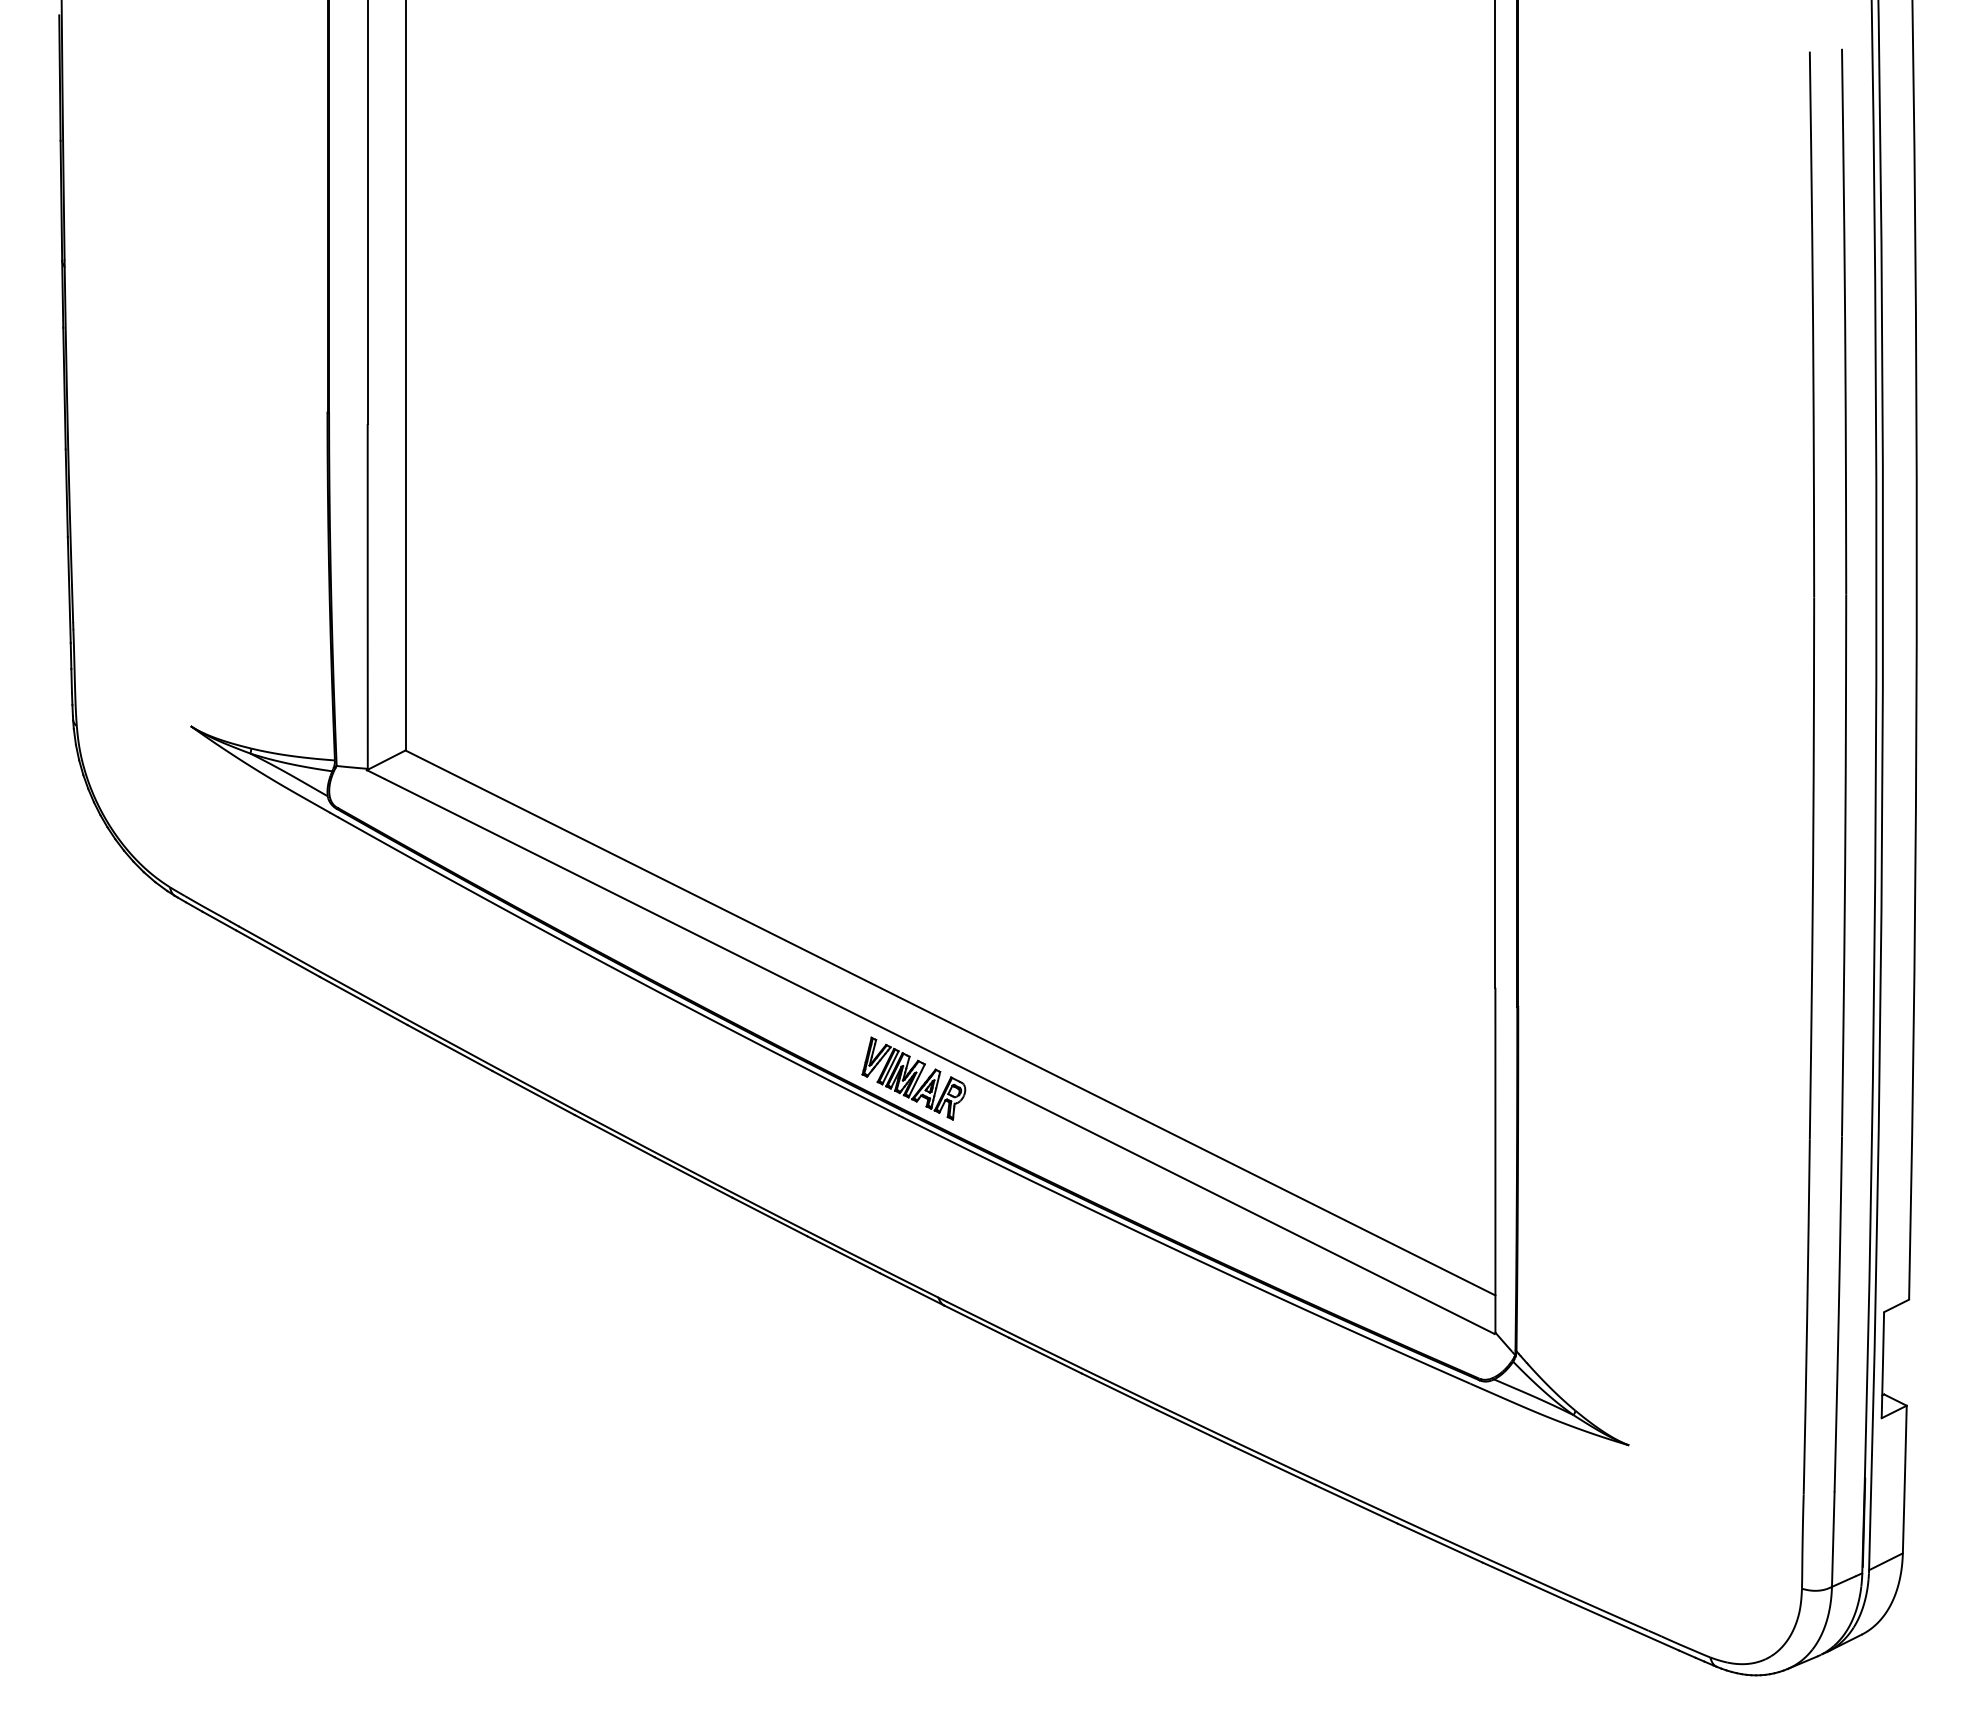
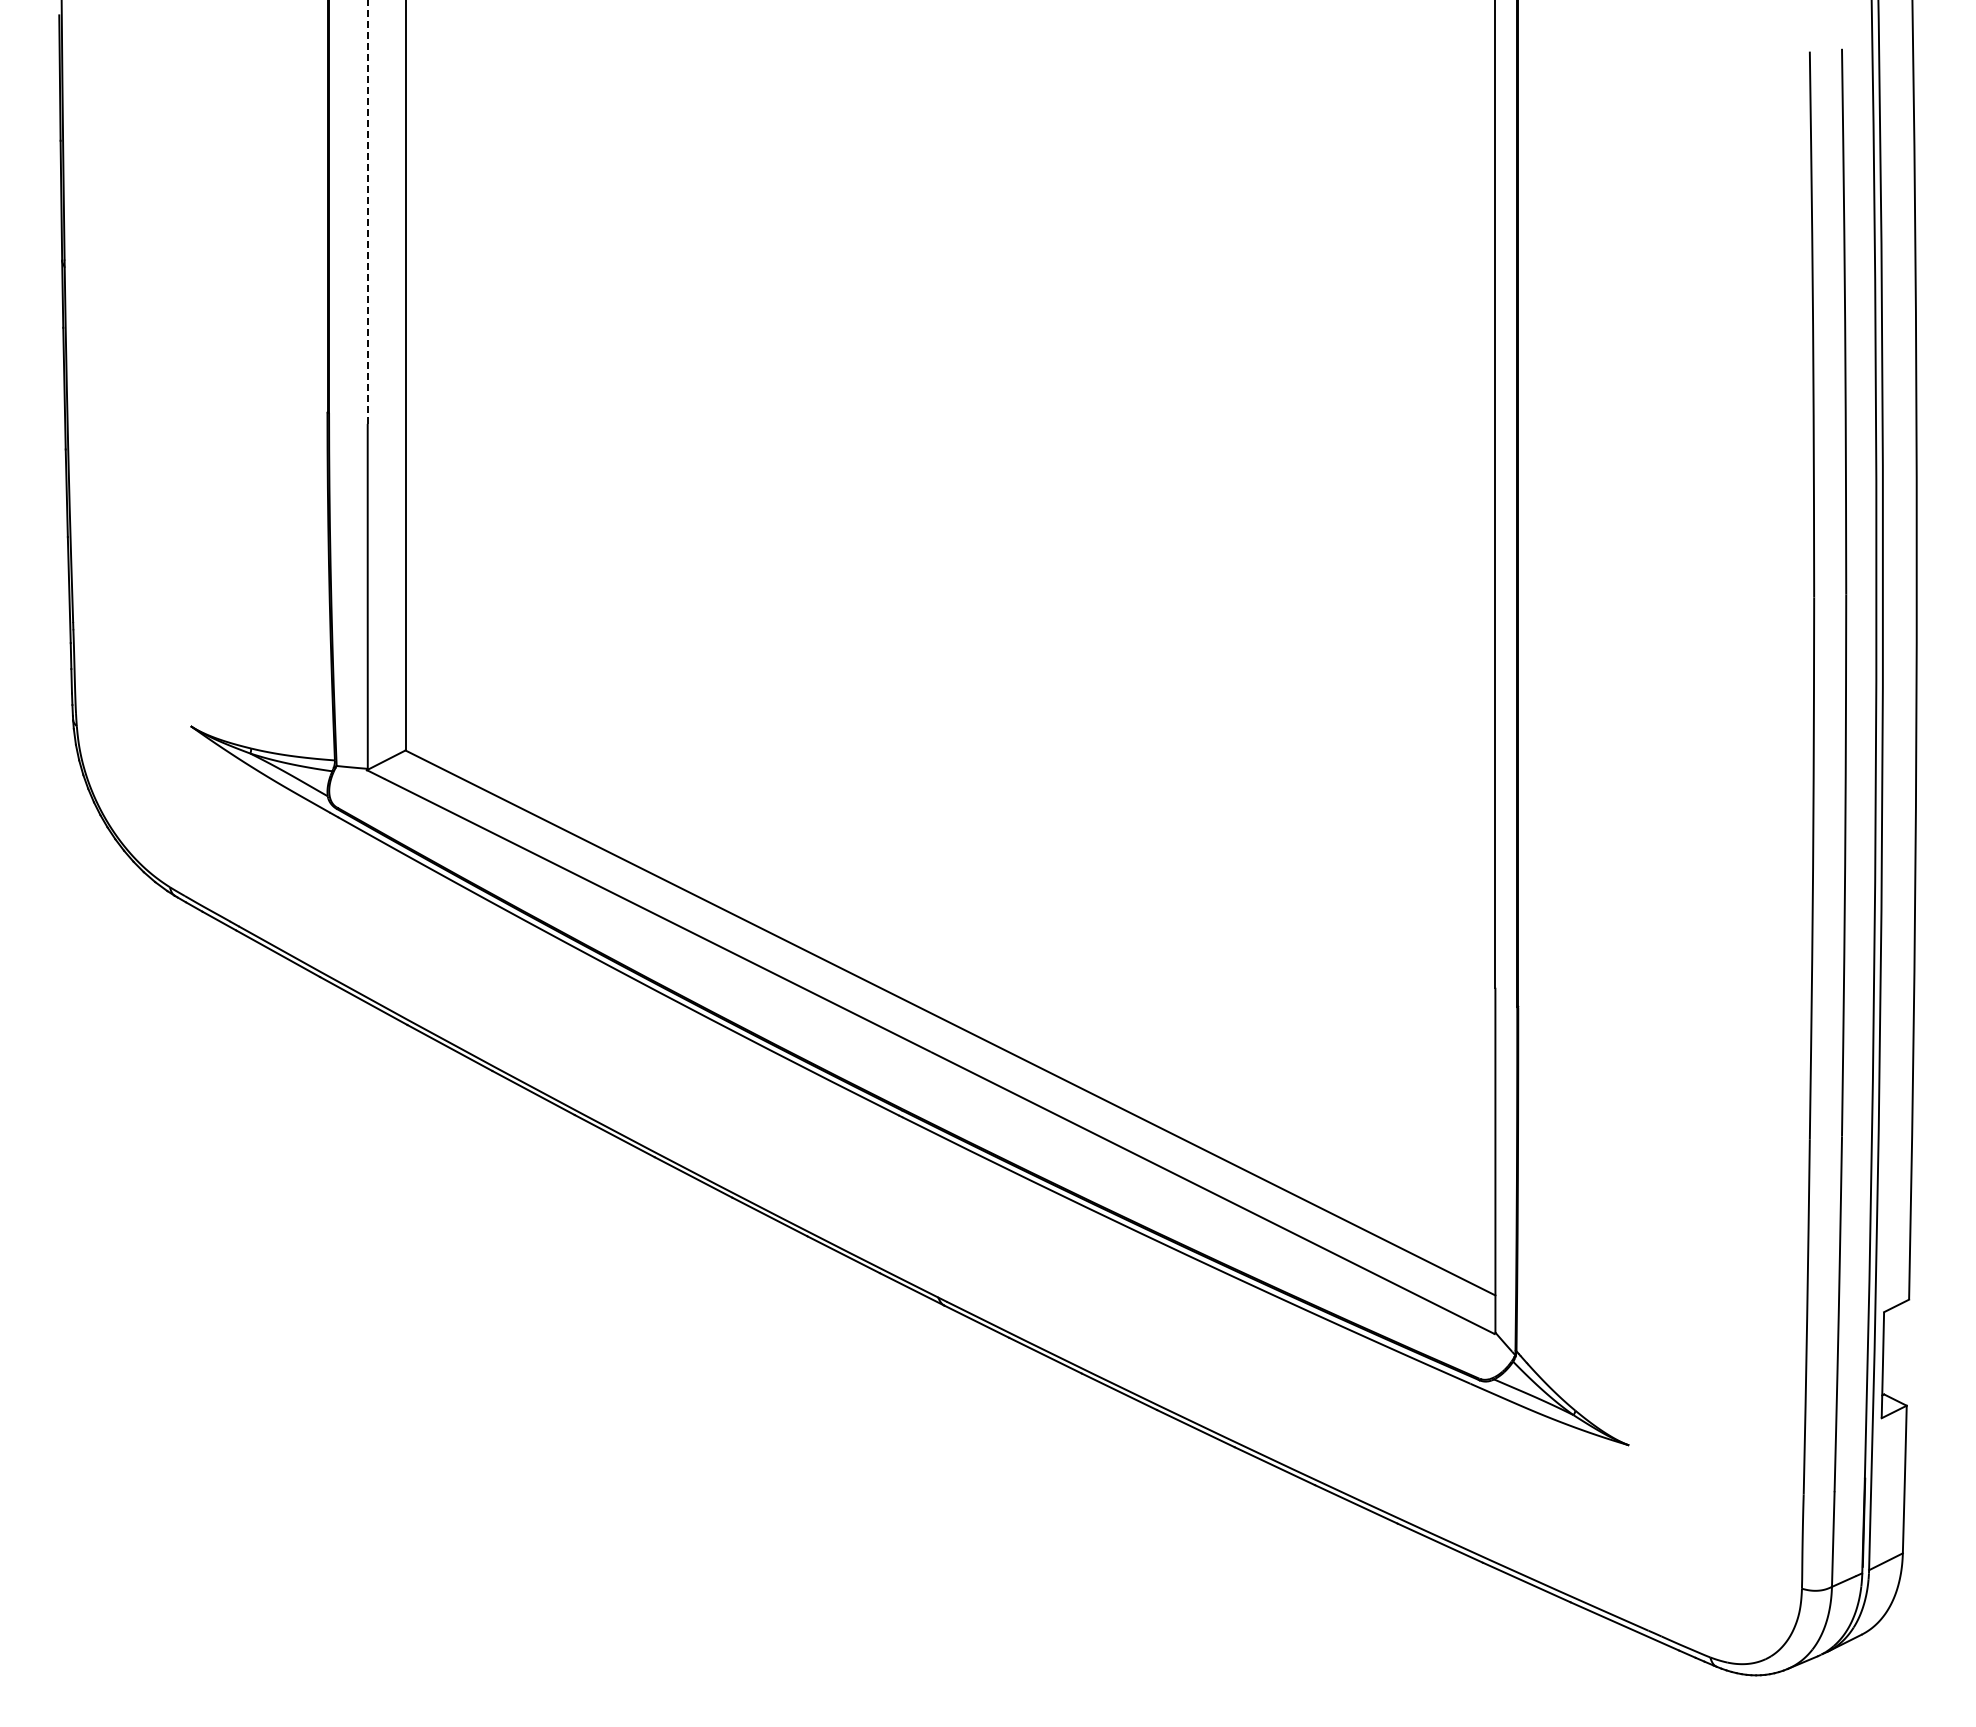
line: solid -> dashed (367, 211)
part: present -> none (913, 1078)
